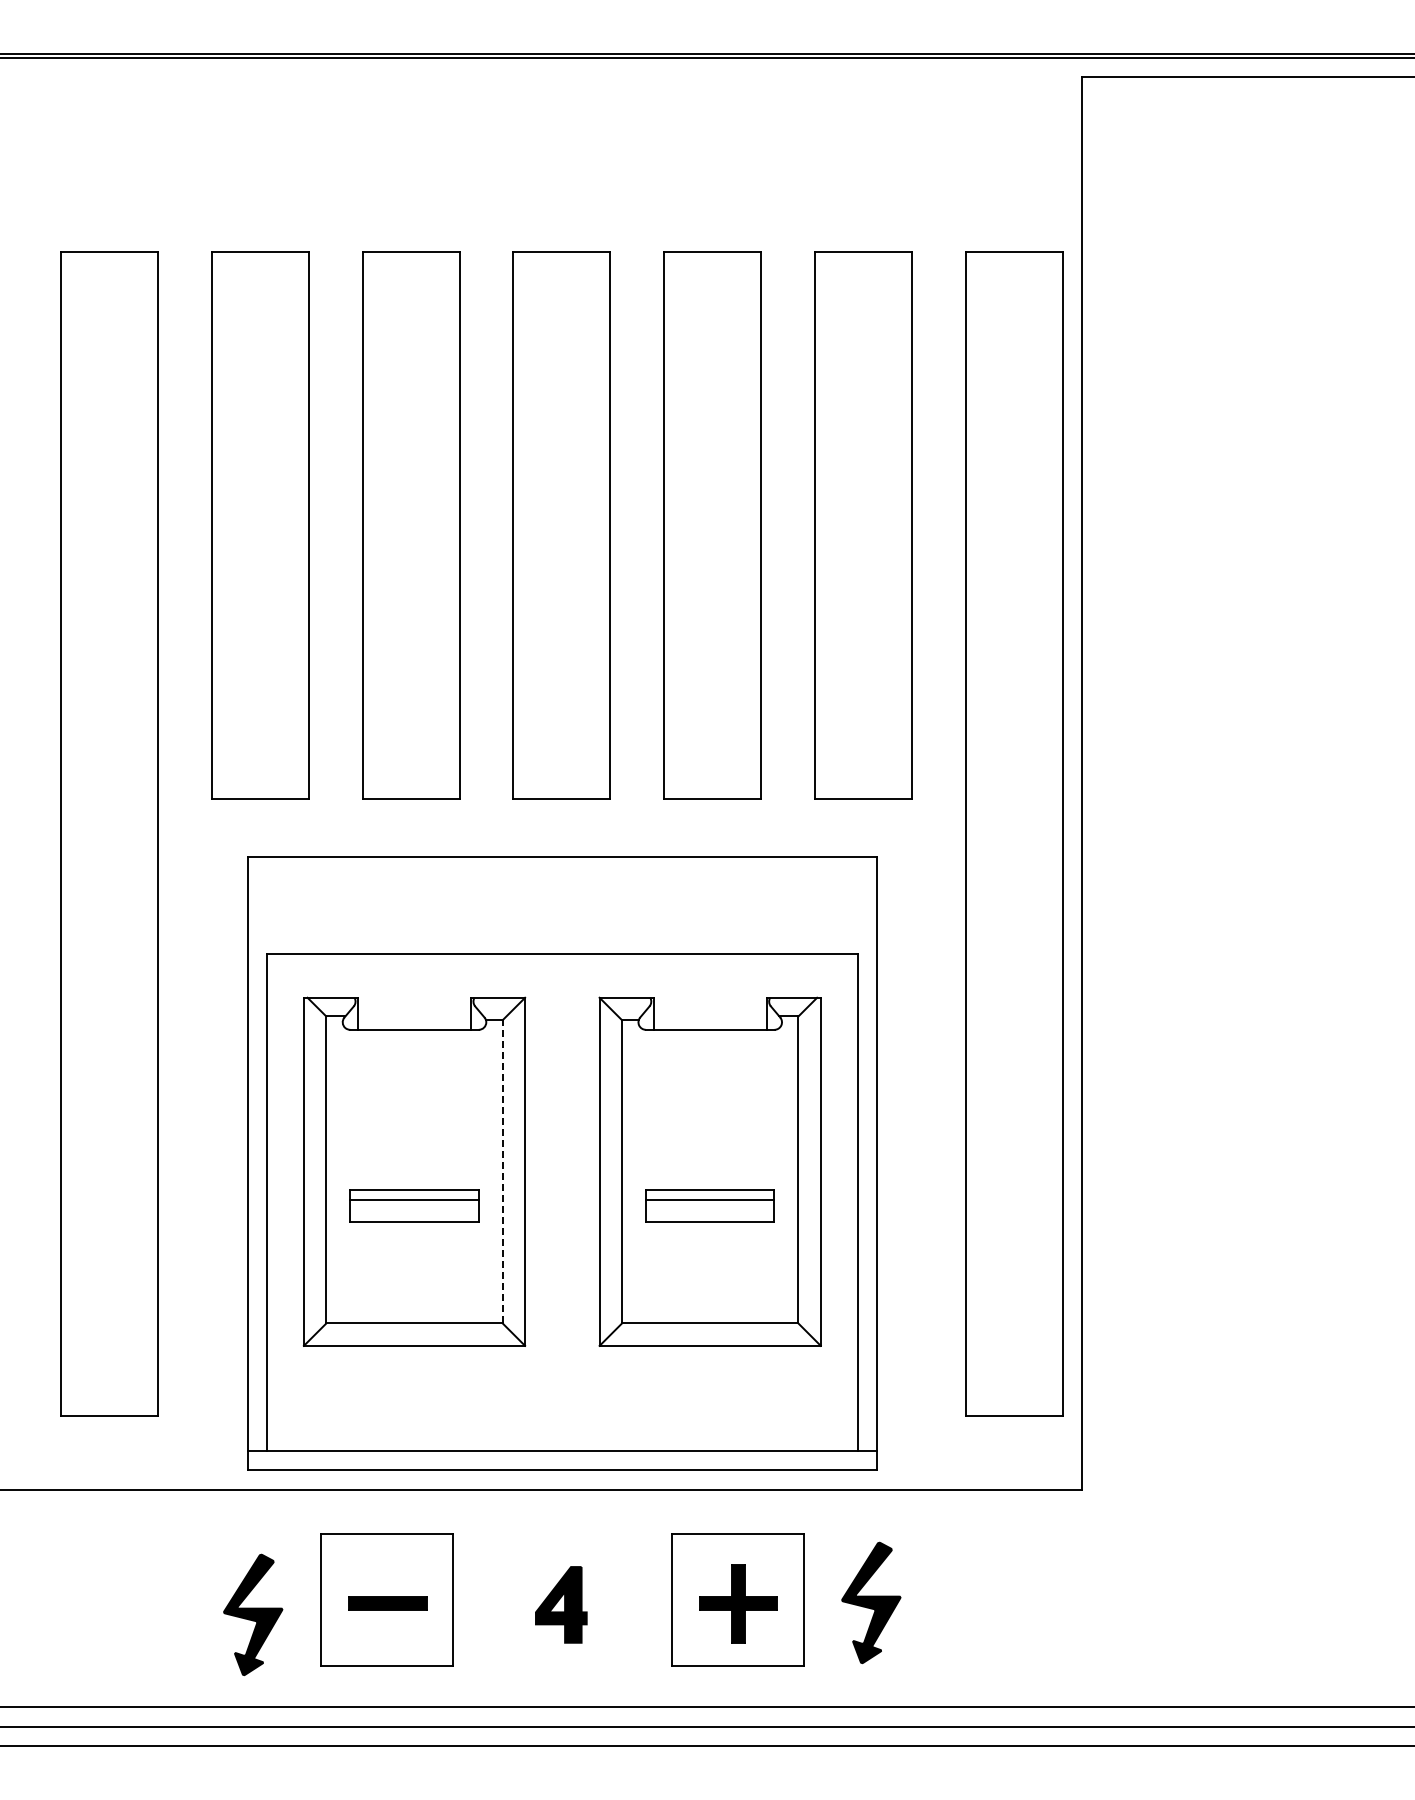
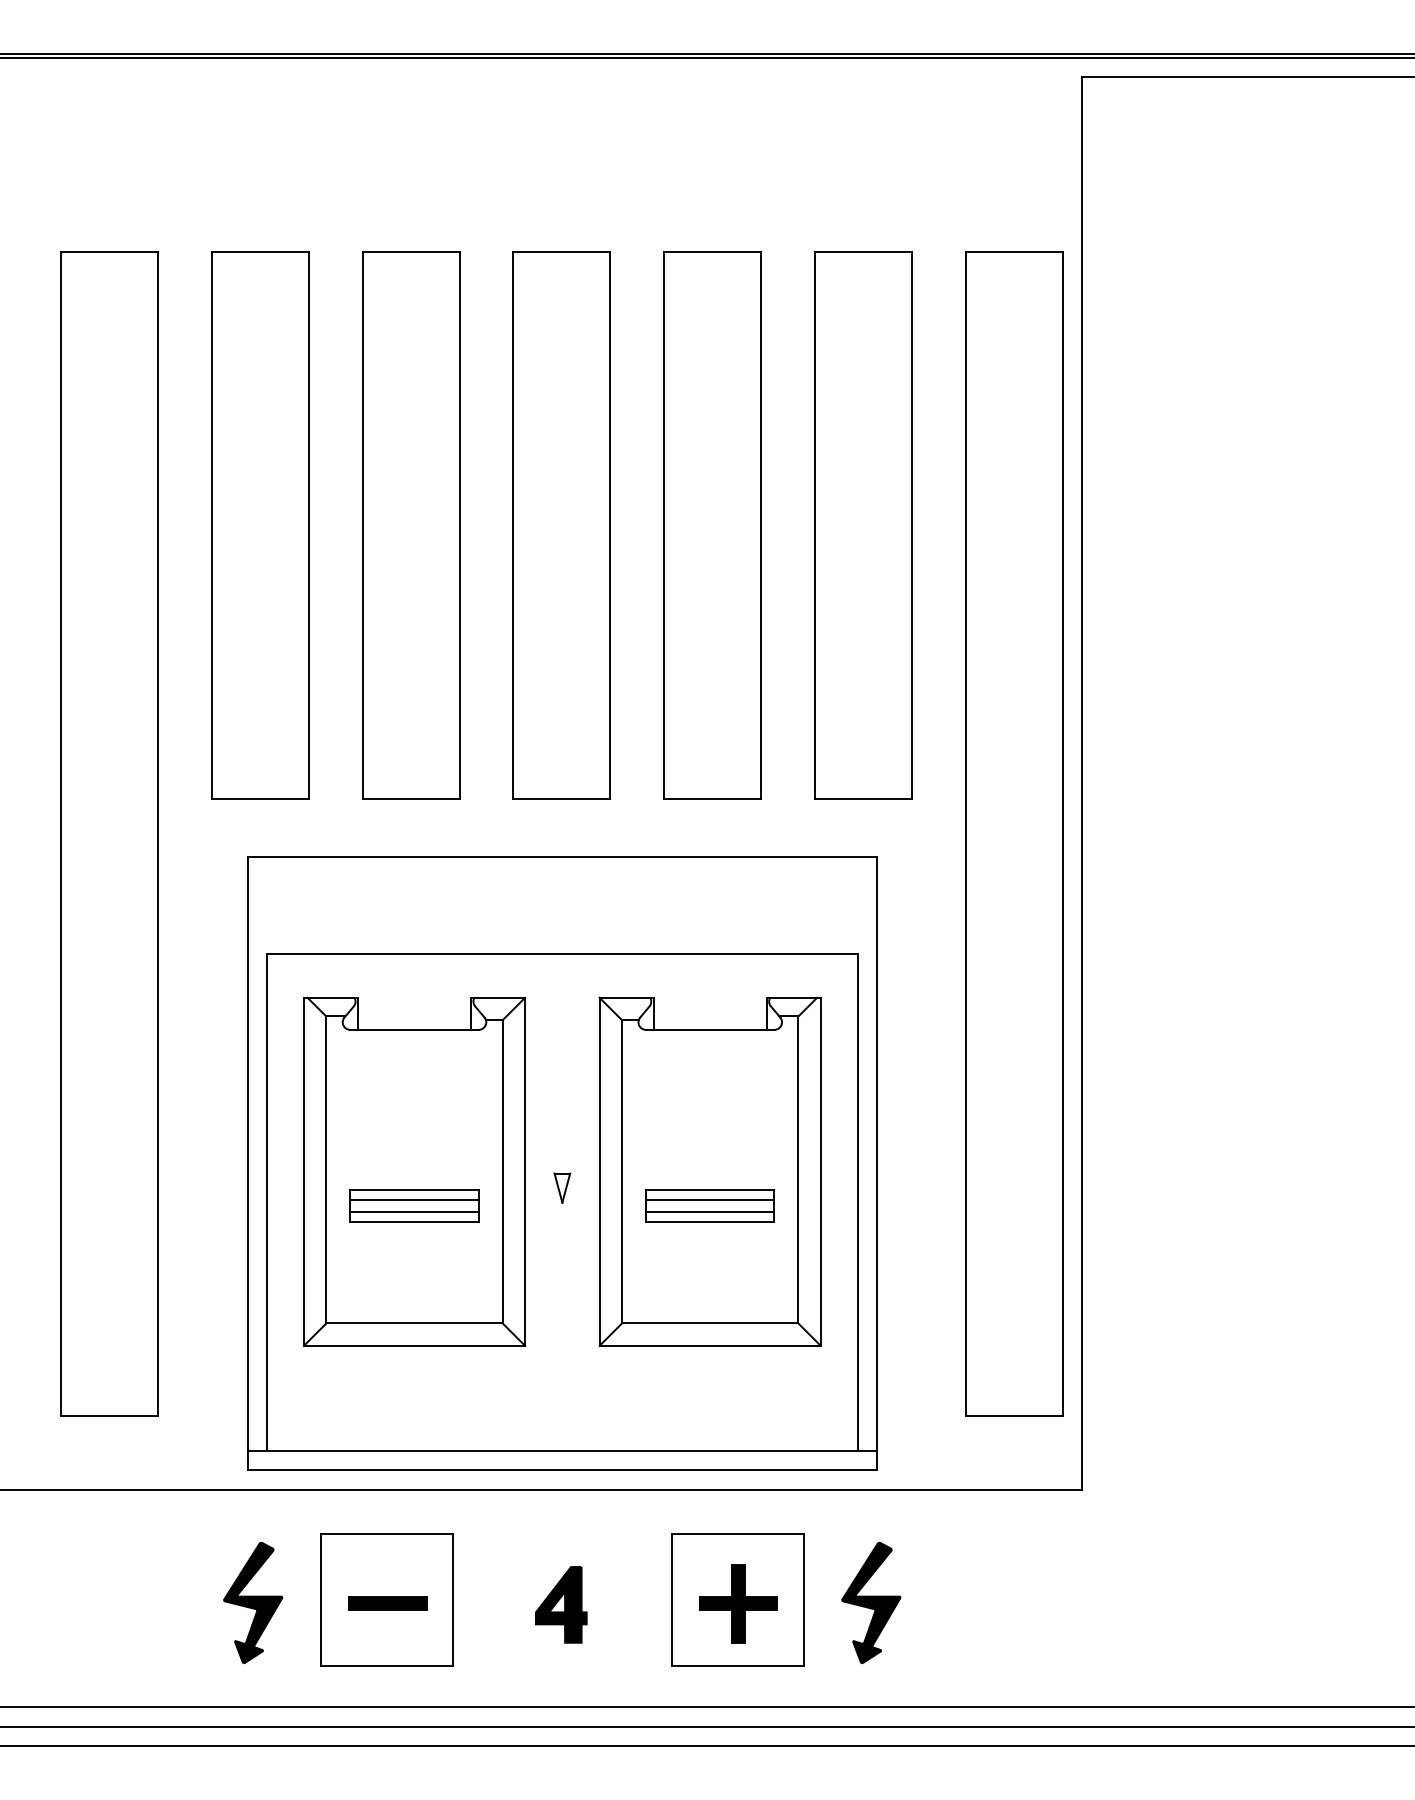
line: dashed -> solid (502, 1171)
part: none -> present (562, 1187)
line: none -> present (414, 1211)
line: none -> present (710, 1211)
part position: (253, 1614) -> (253, 1602) (253, 1602)
